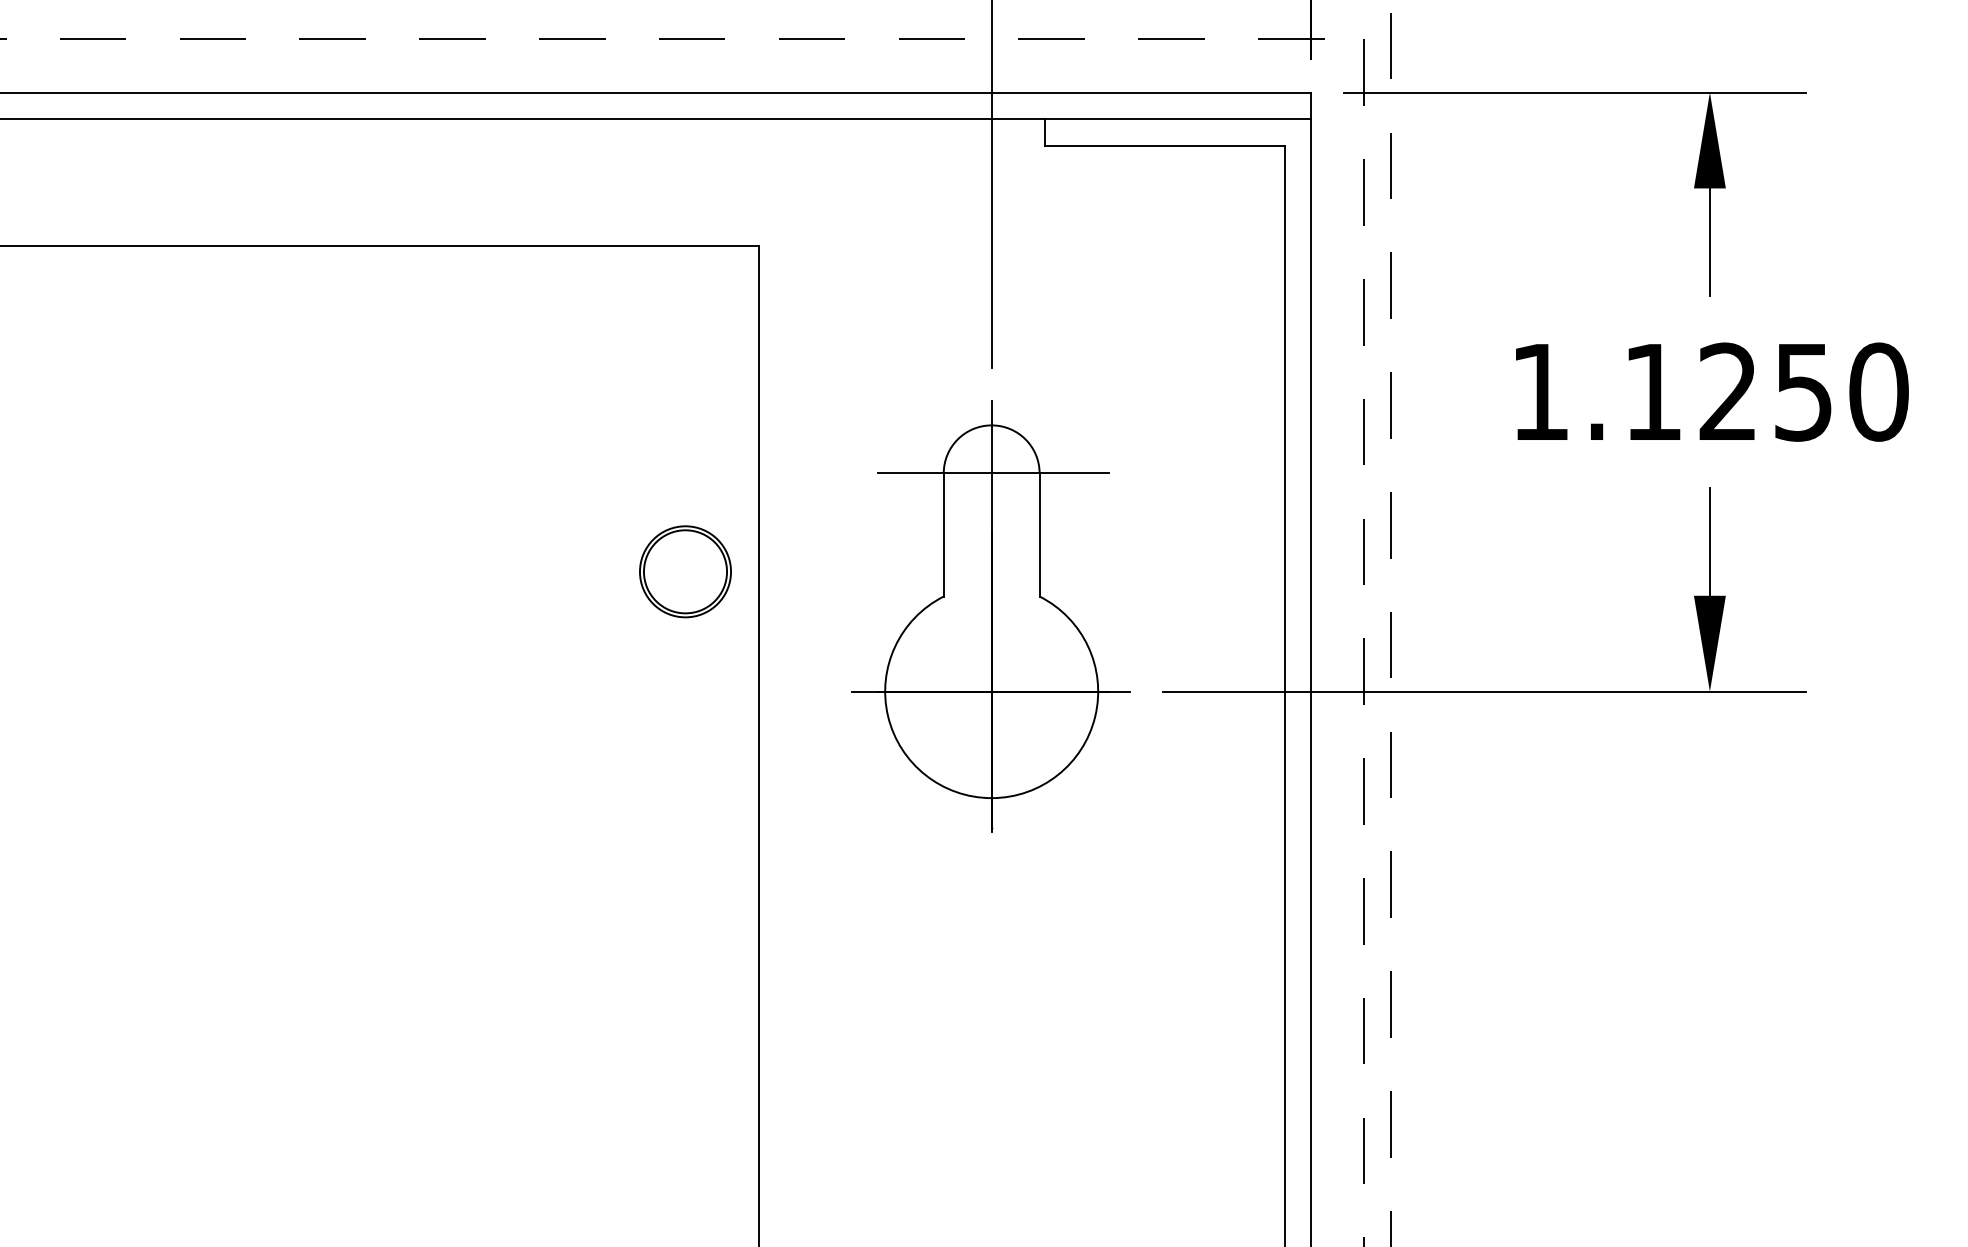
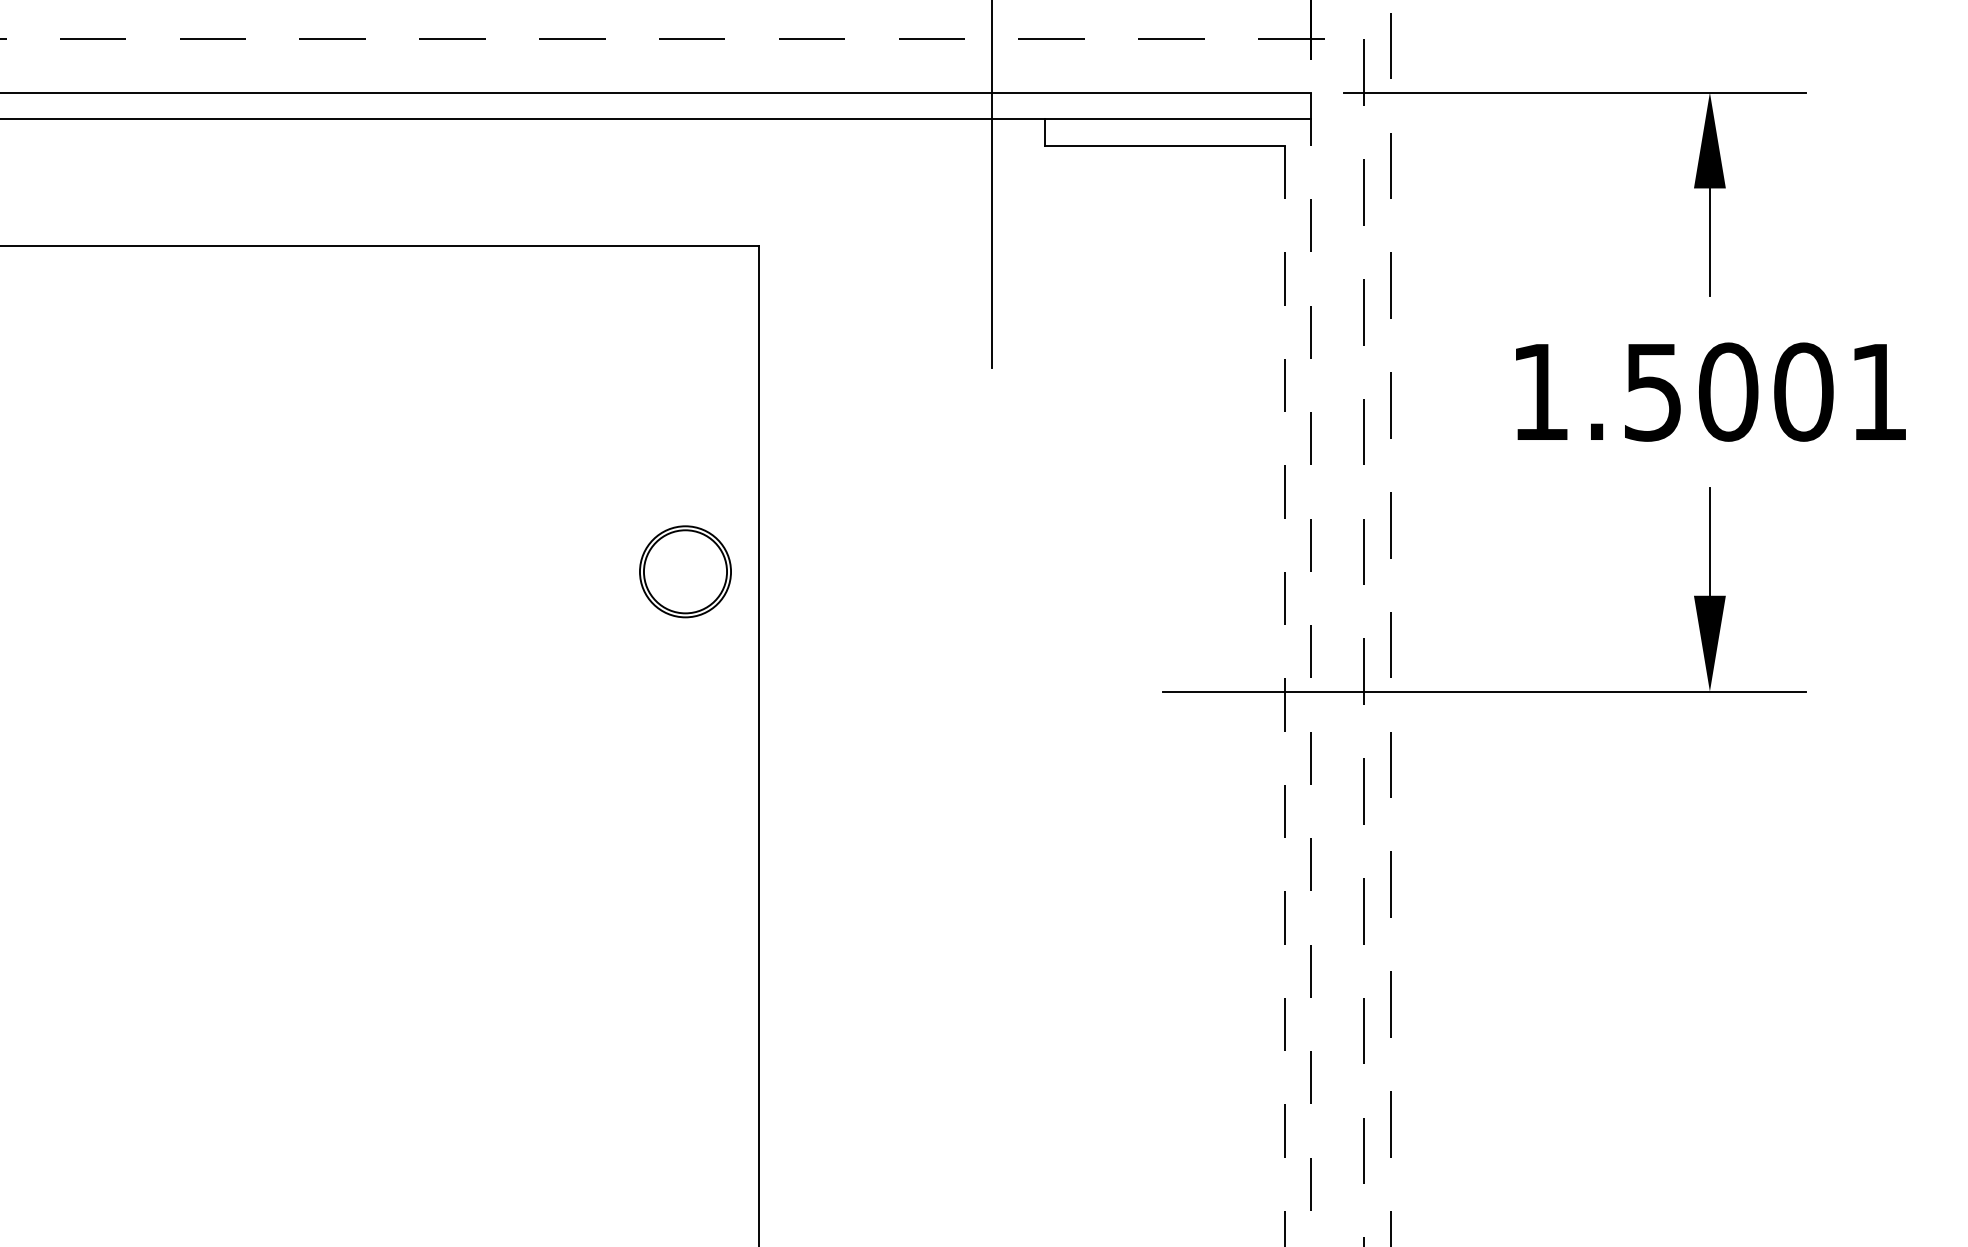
text: 1.1250 -> 1.5001 (1766, 391)
part: present -> none (990, 616)
line: solid -> dashed (1311, 669)
line: solid -> dashed (1284, 696)
